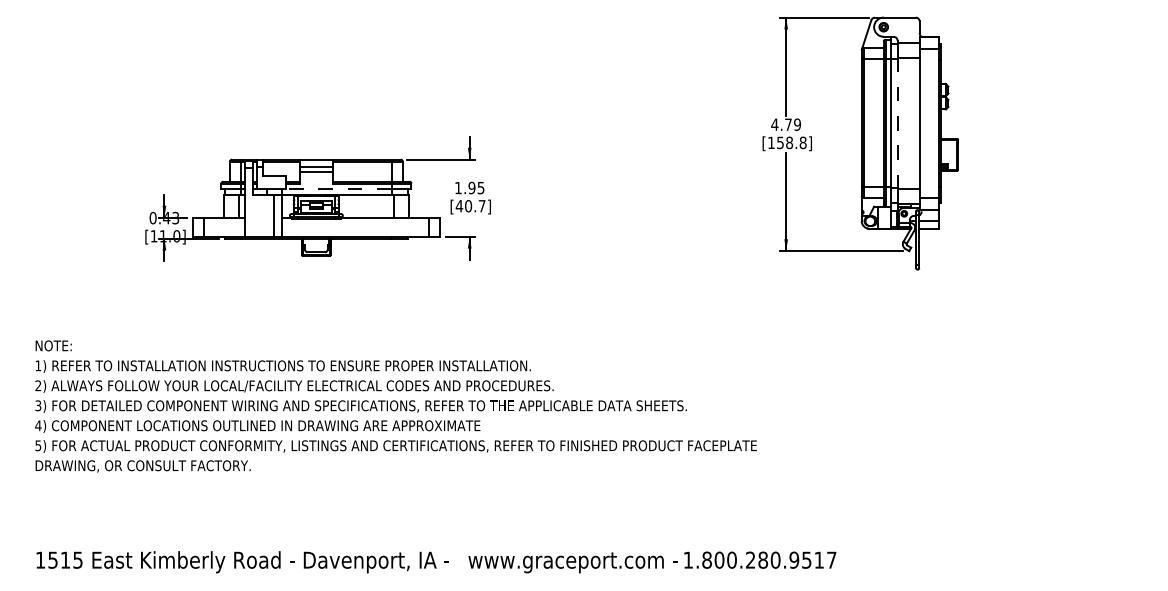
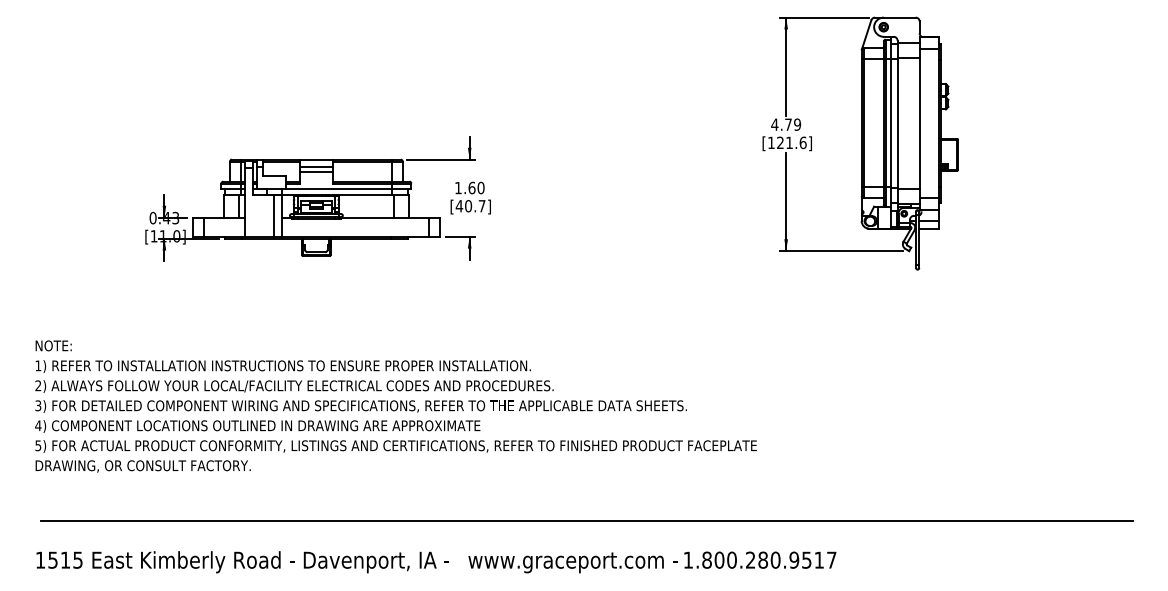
line: dashed -> solid (897, 123)
text: [158.8] -> [121.6] (791, 142)
text: 1.95 -> 1.60 (476, 187)
line: dashed -> solid (338, 189)
line: none -> present (586, 520)
